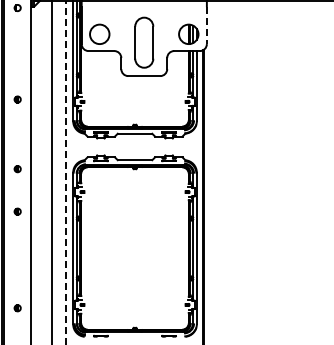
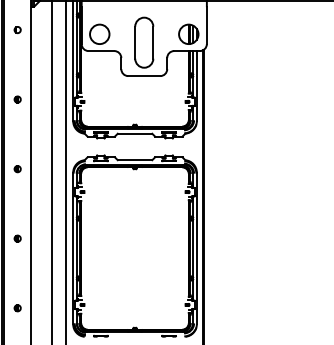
part position: (17, 8) -> (17, 30) (17, 30)
line: dashed -> solid (206, 26)
line: dashed -> solid (66, 172)
part position: (17, 211) -> (17, 238) (17, 238)
